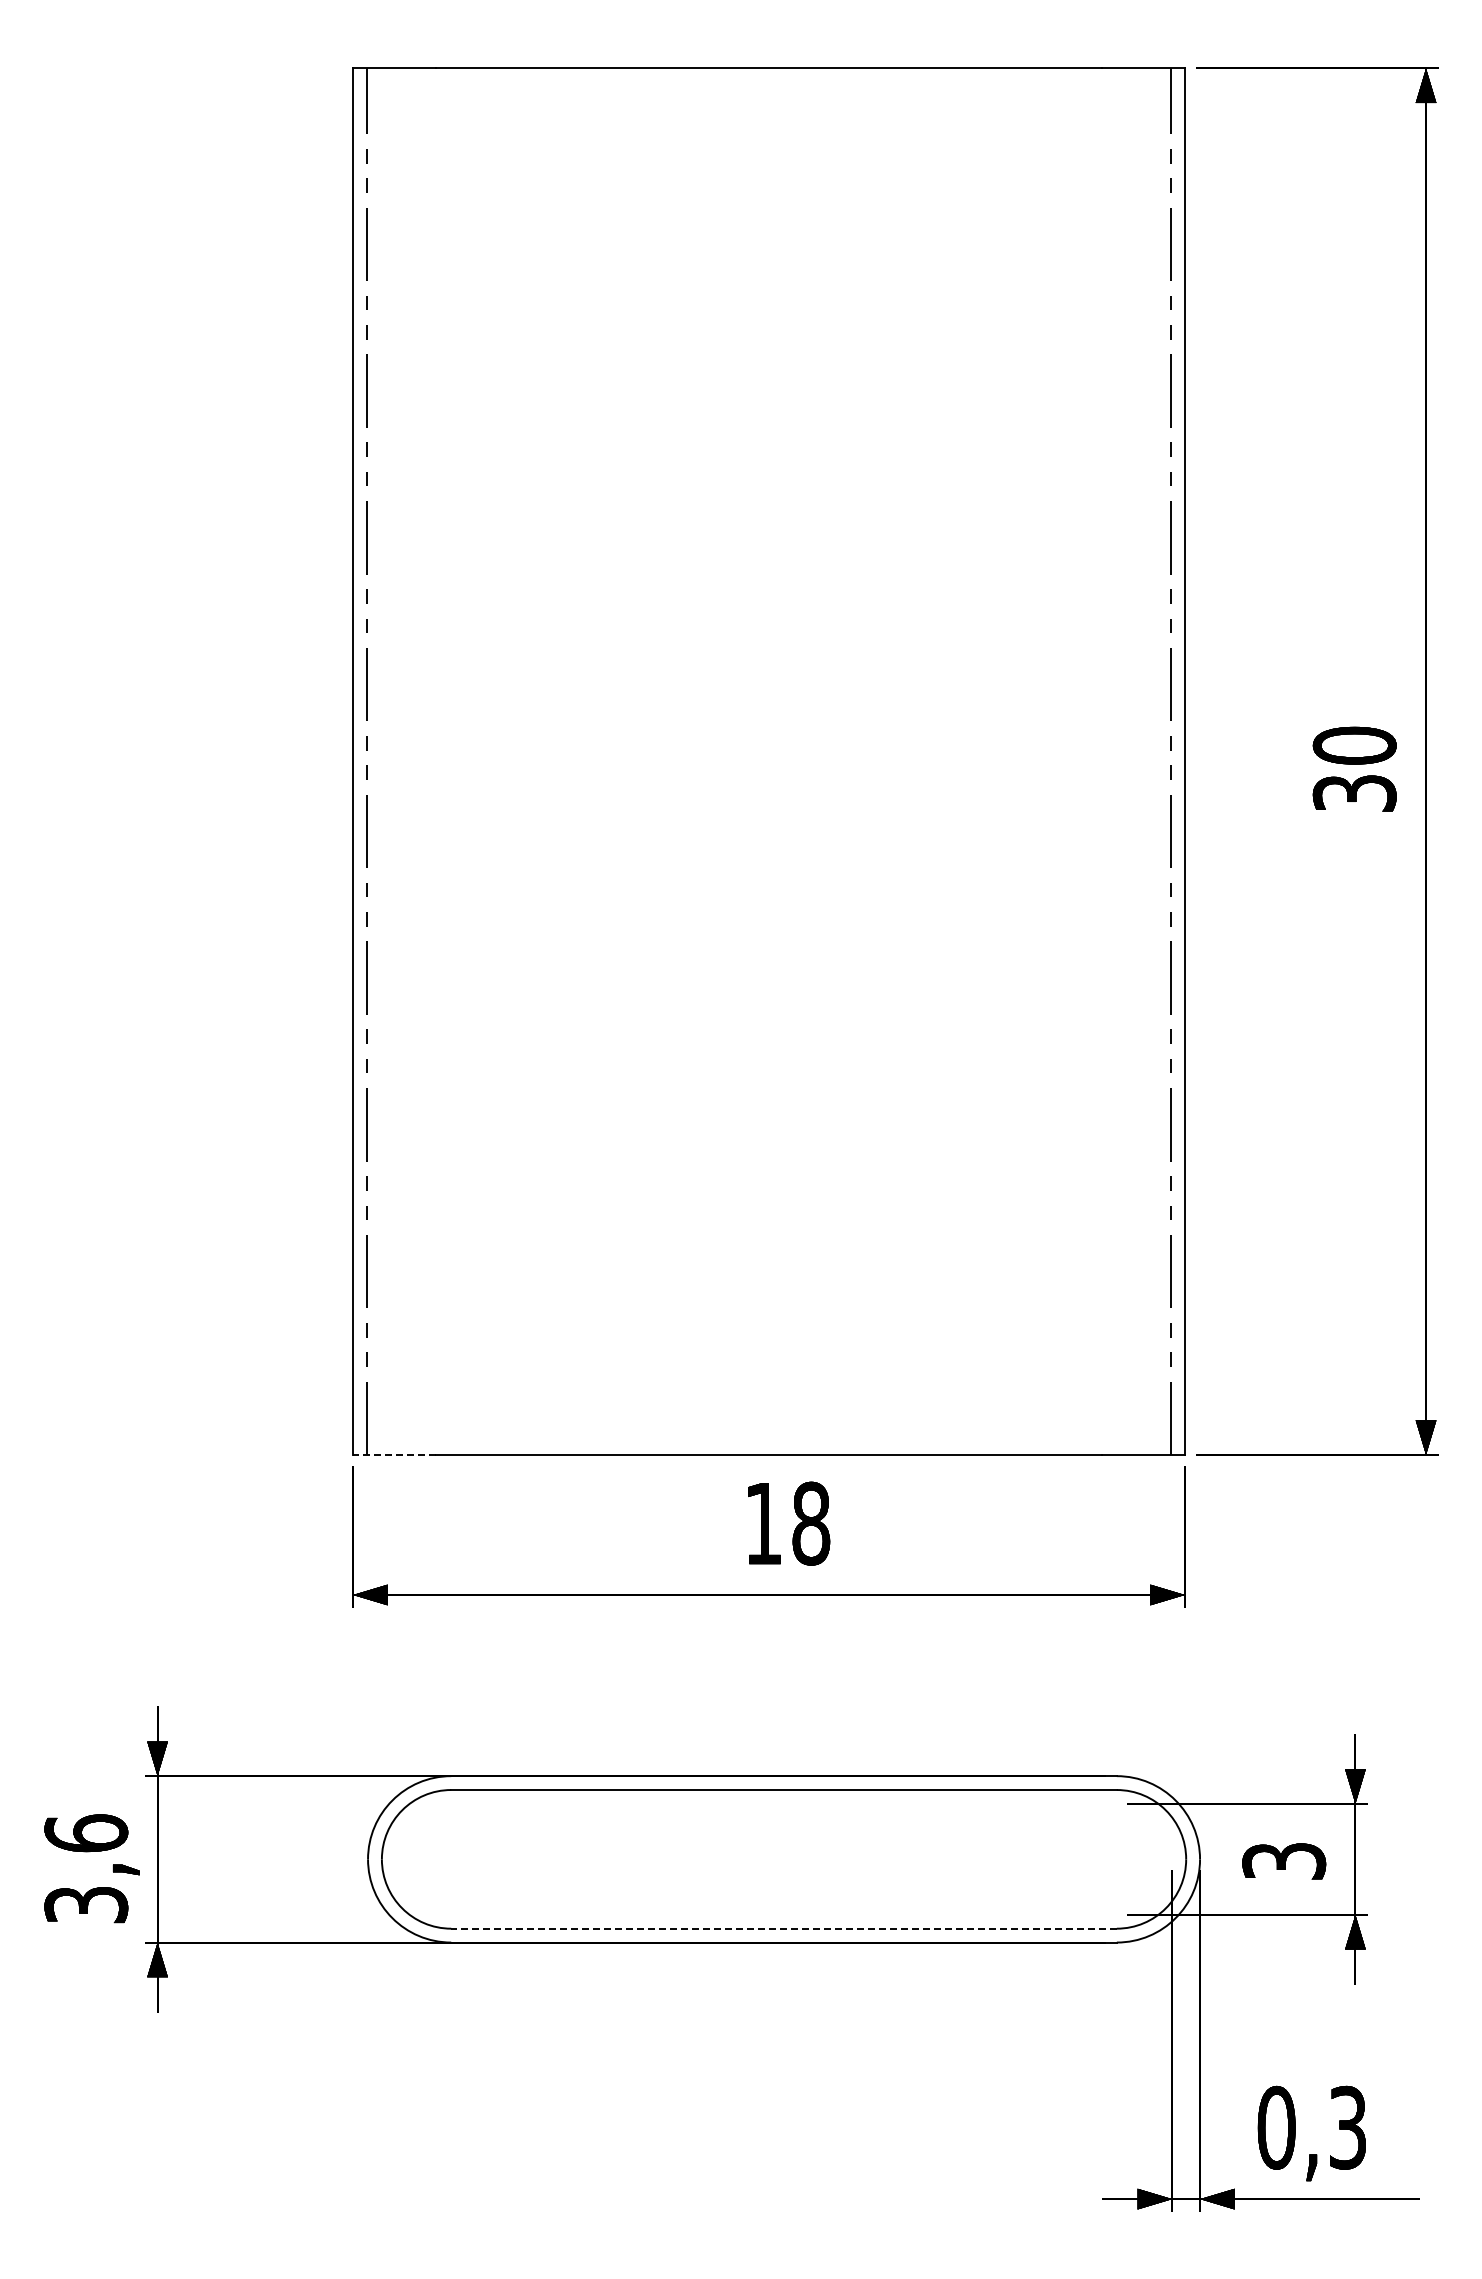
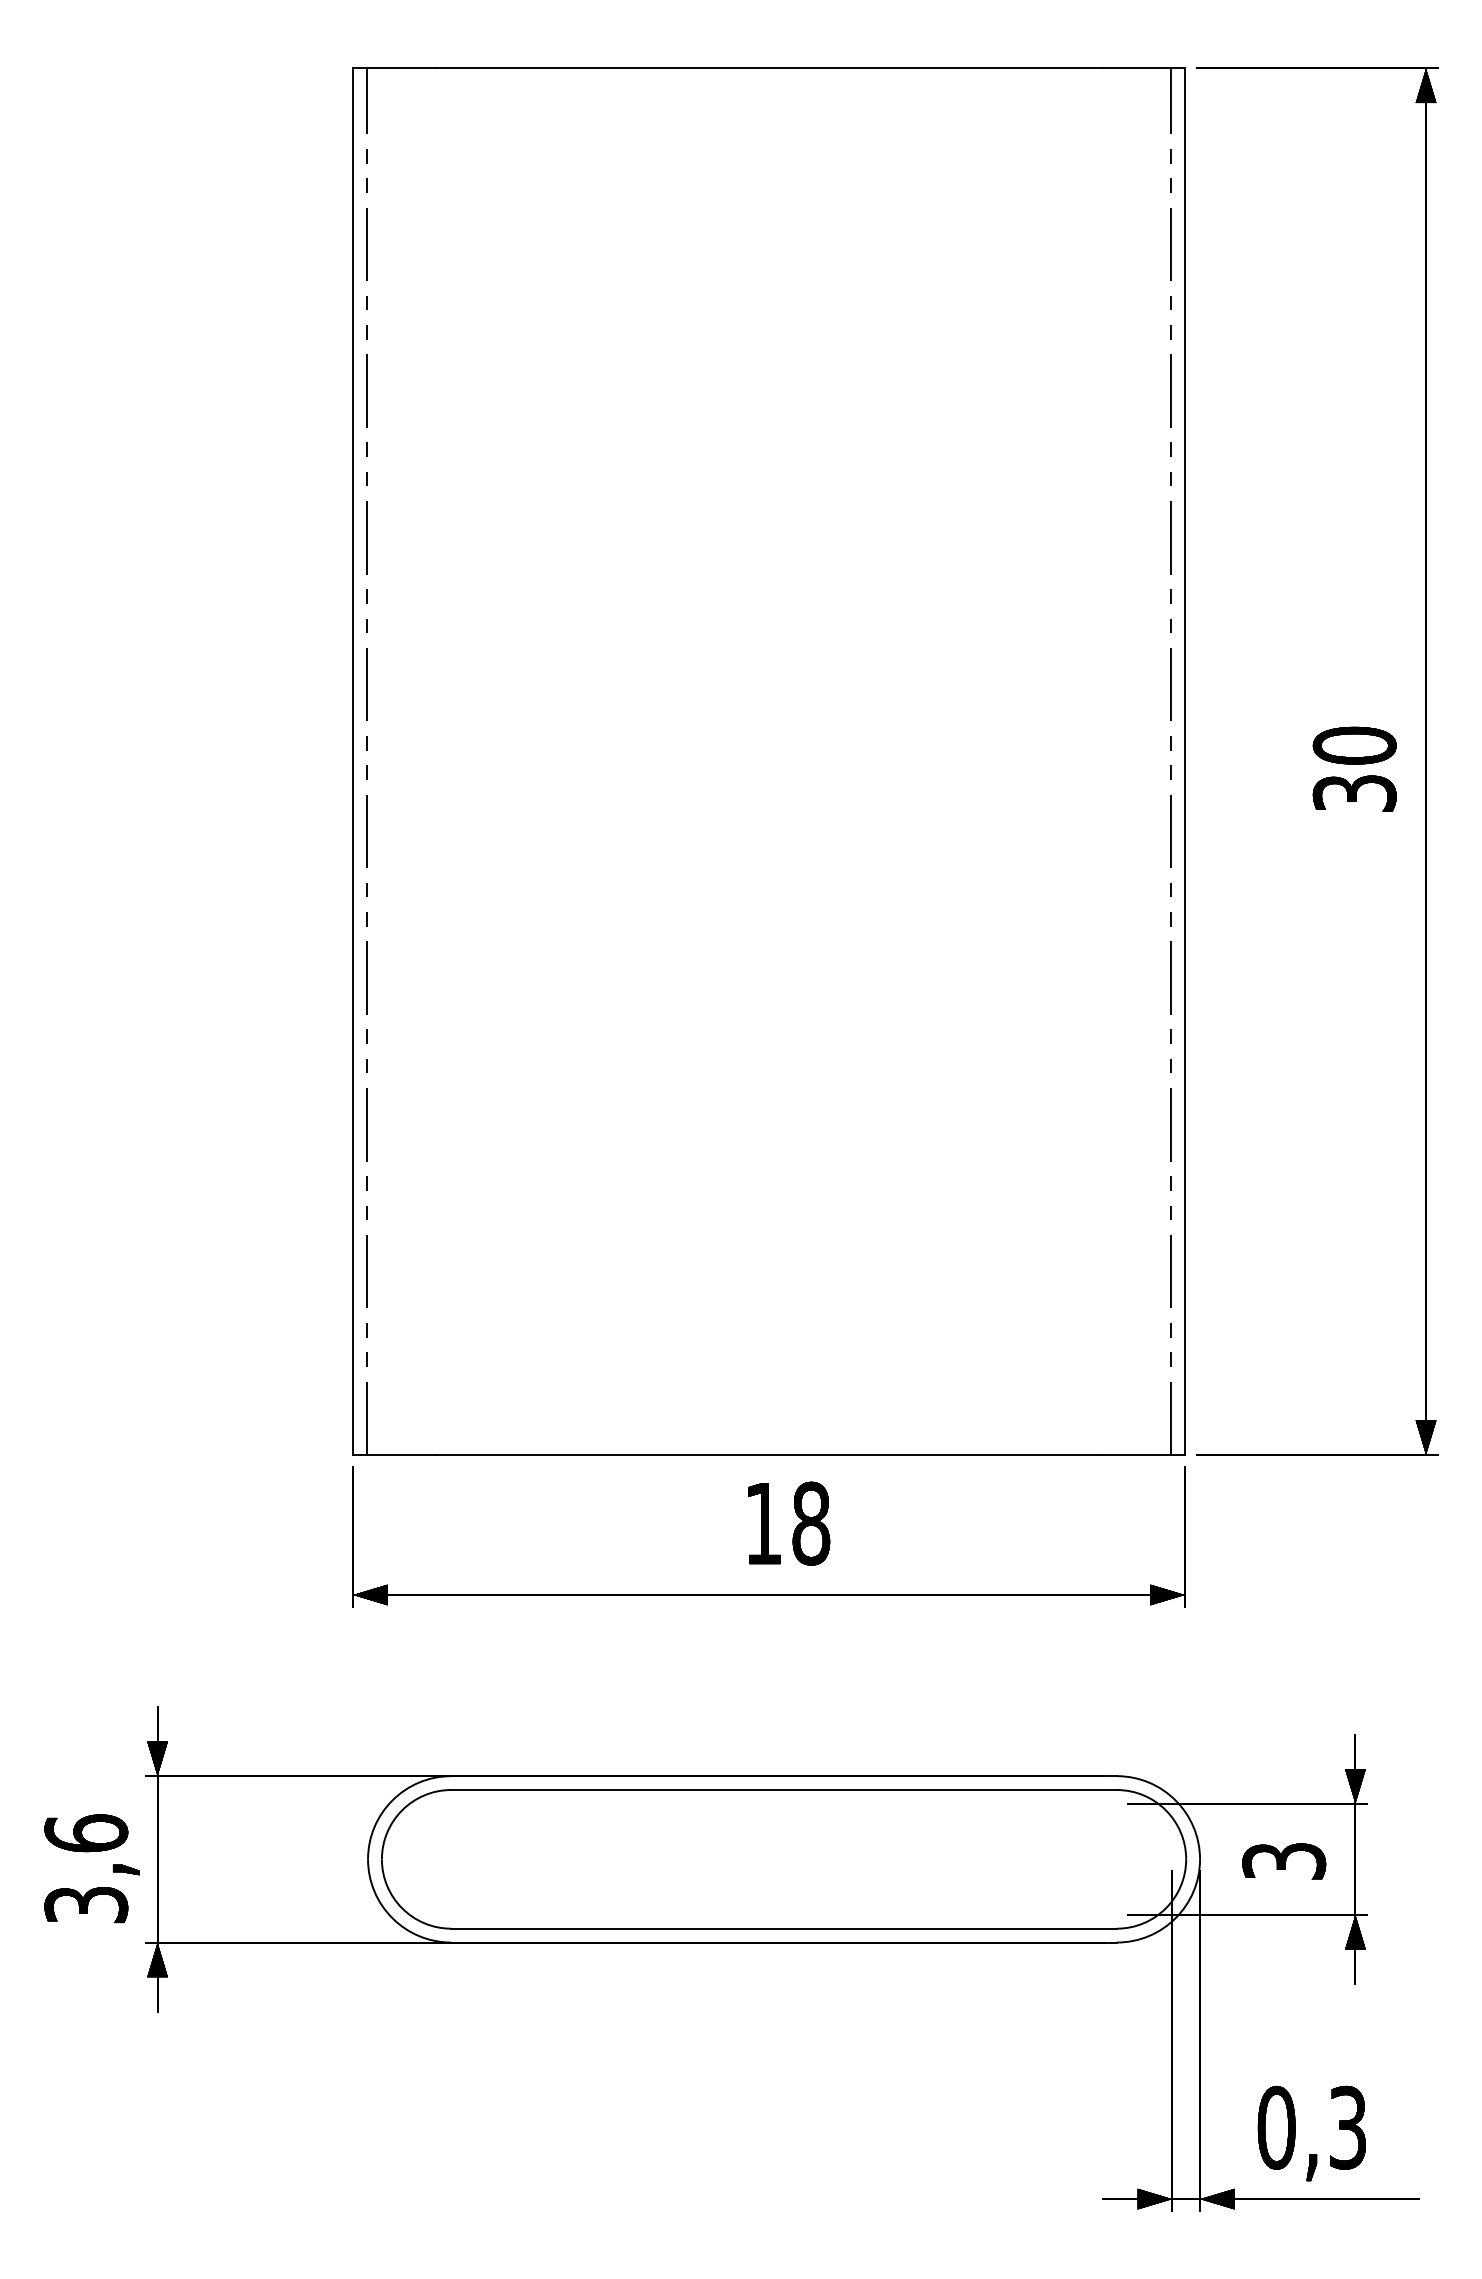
line: dashed -> solid (394, 1455)
line: dashed -> solid (784, 1928)
